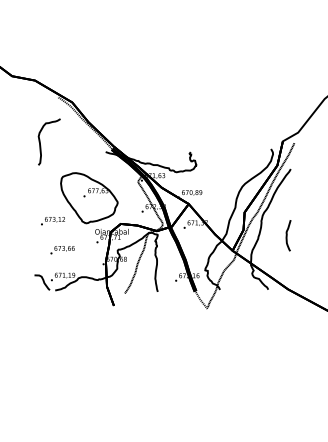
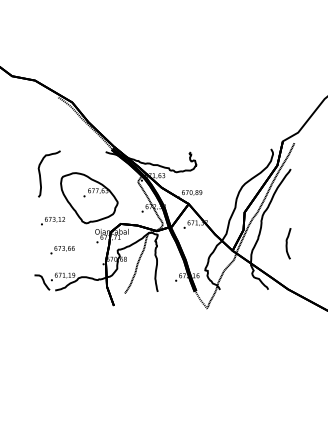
curve position: (40, 141) -> (40, 173) (40, 173)
curve position: (287, 235) -> (287, 243) (287, 243)
